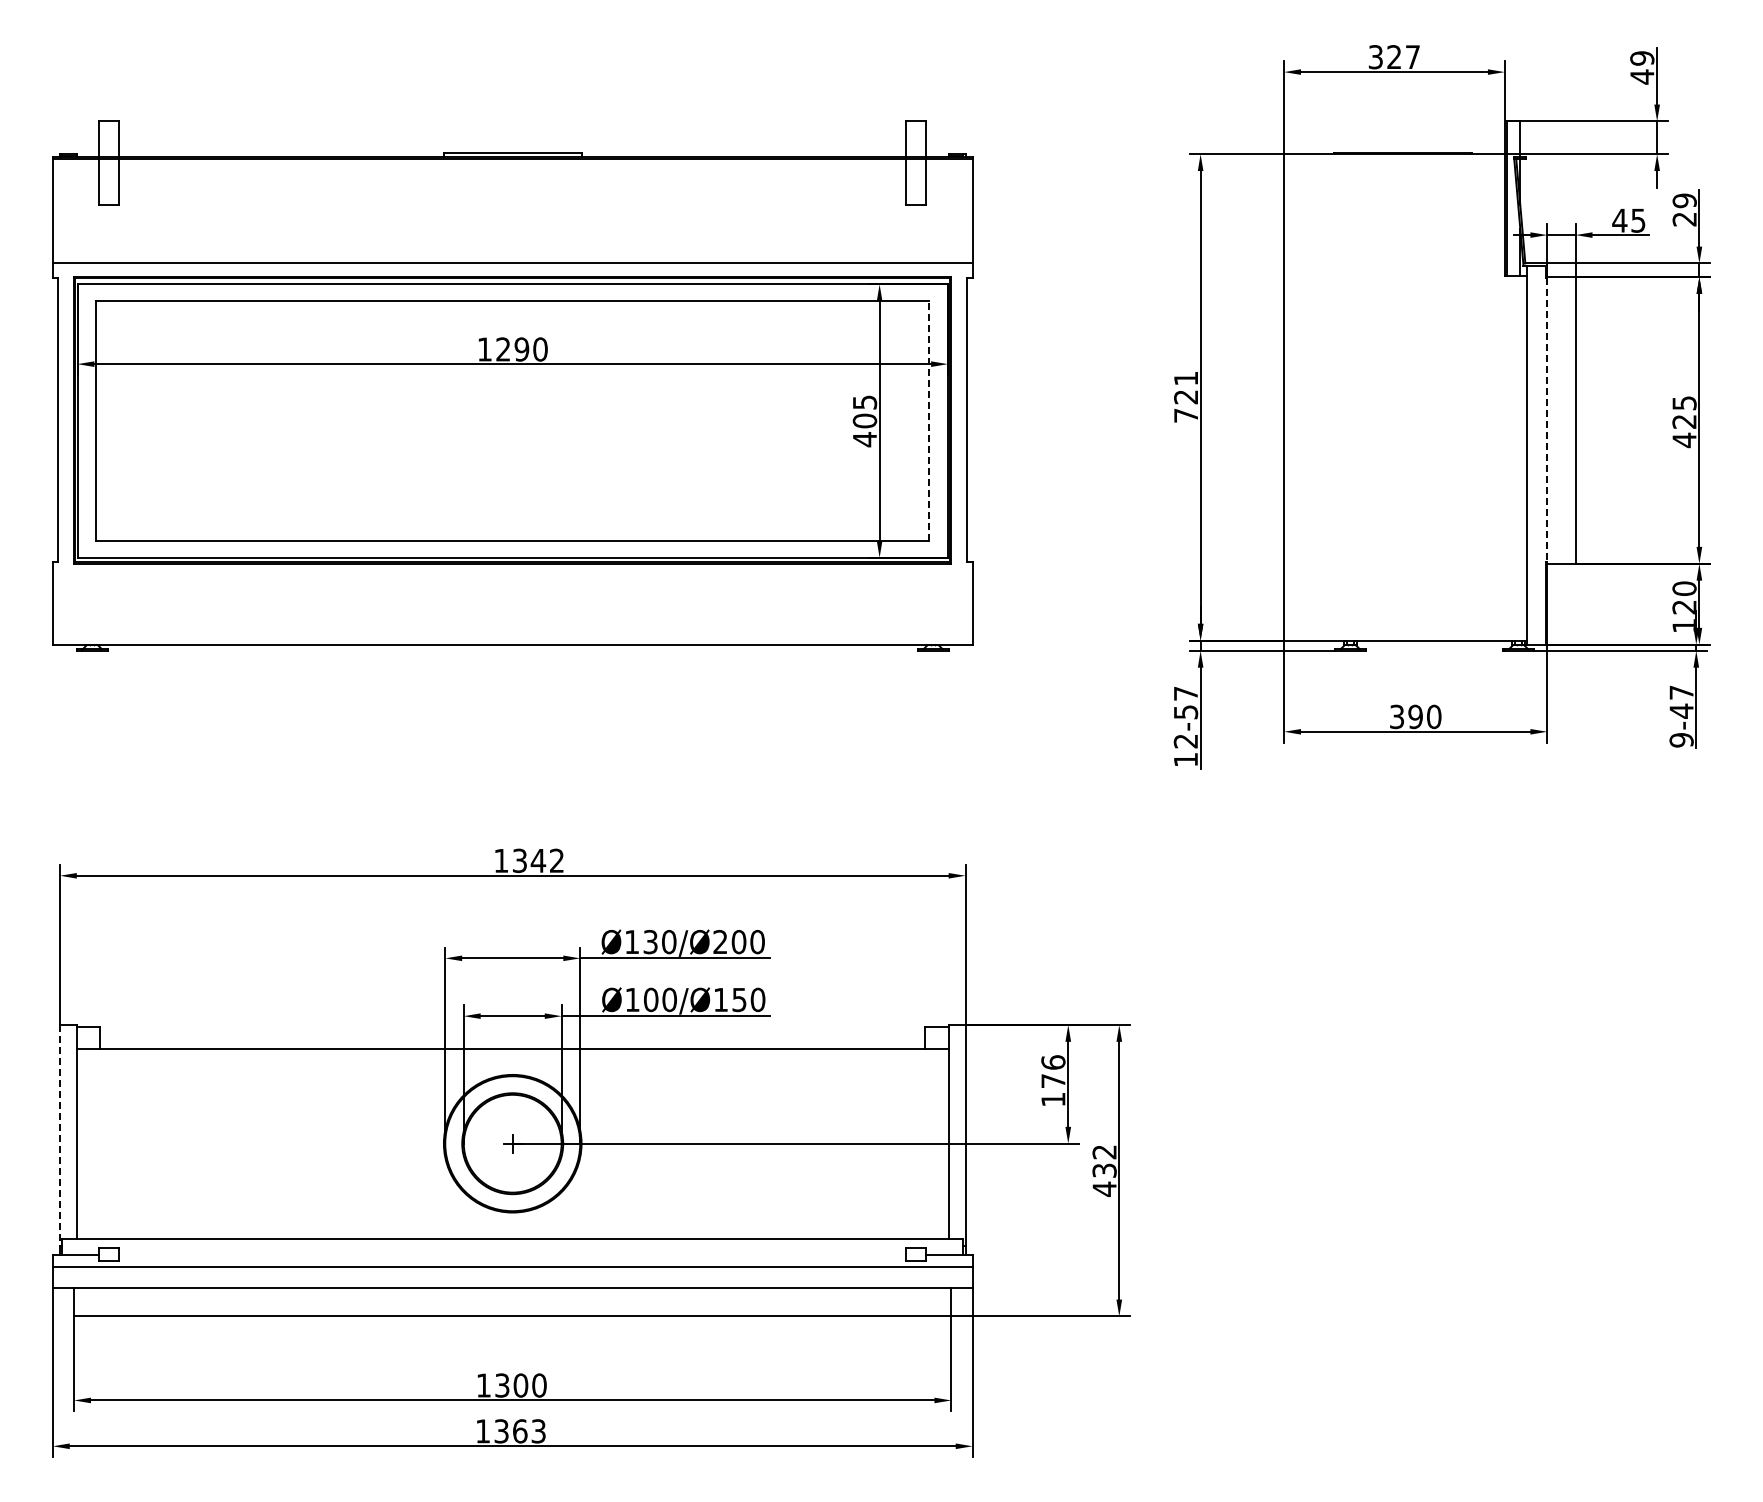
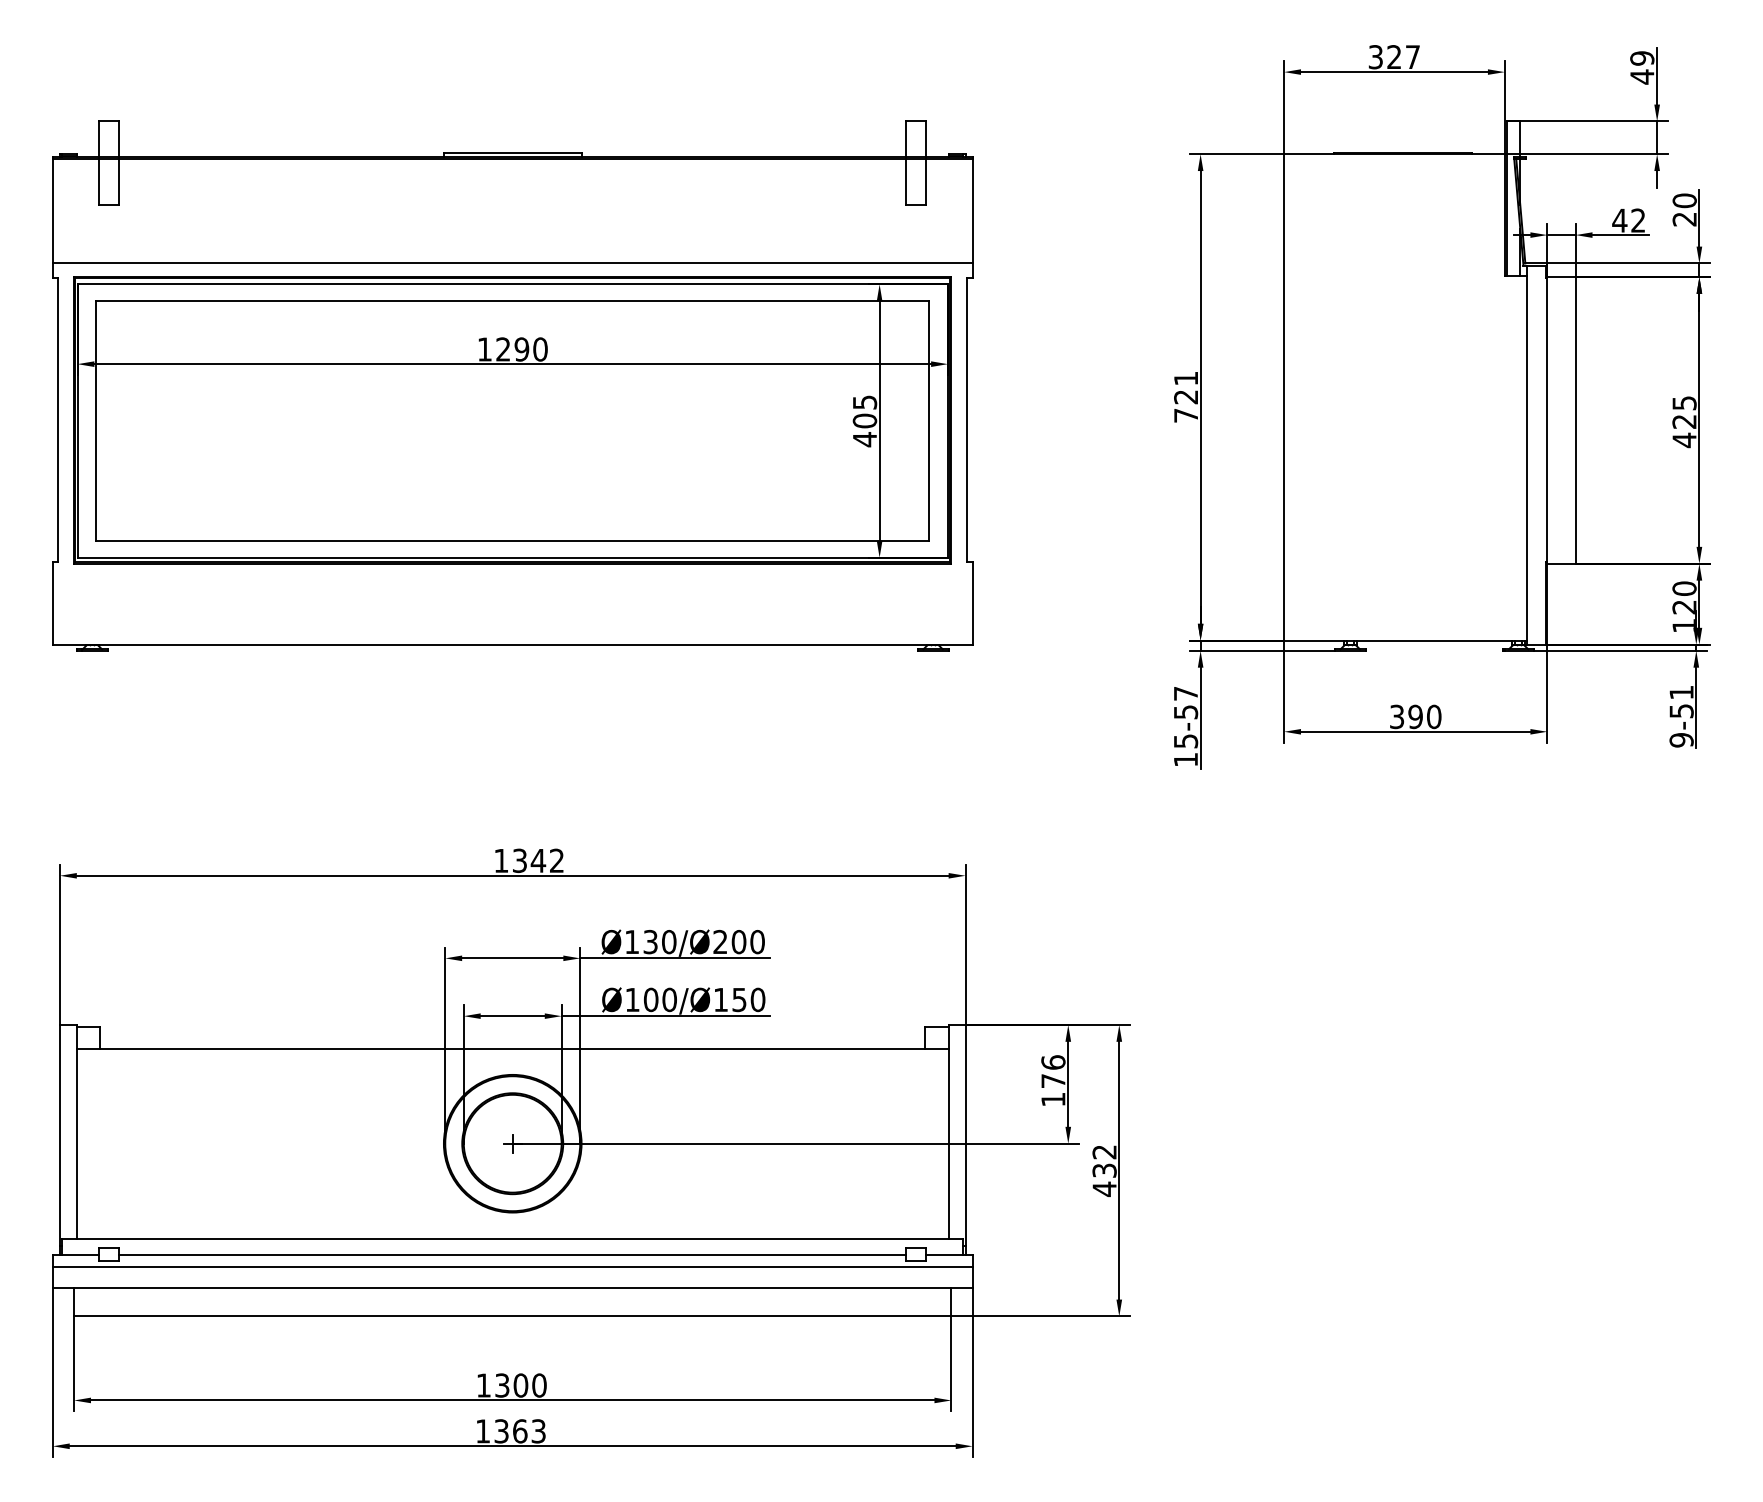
text: 29 -> 20 (1684, 200)
text: 45 -> 42 (1638, 220)
line: dashed -> solid (1547, 420)
line: dashed -> solid (929, 421)
text: 9-47 -> 9-51 (1681, 701)
text: 12-57 -> 15-57 (1185, 741)
line: dashed -> solid (59, 1135)
line: none -> present (512, 1255)
